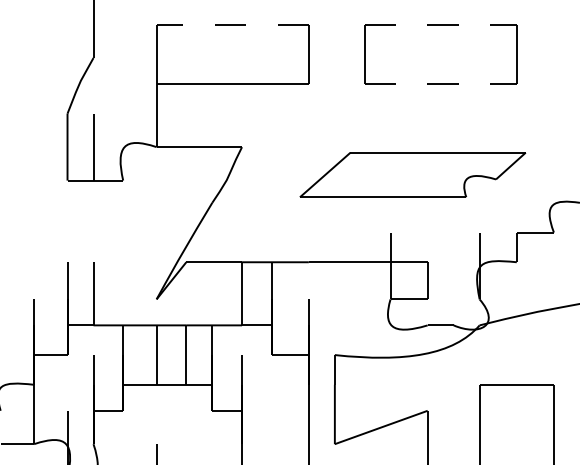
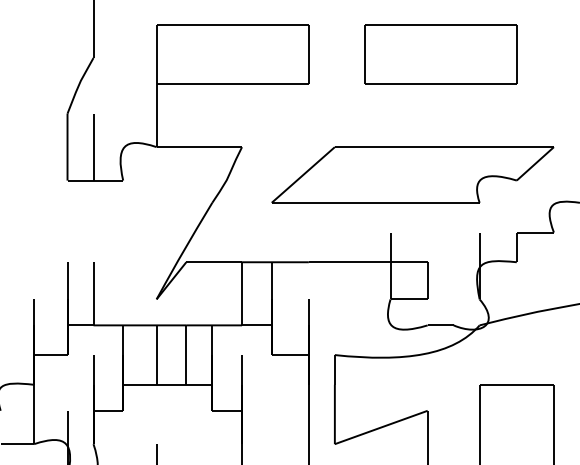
line: dashed -> solid (232, 24)
line: dashed -> solid (441, 24)
line: dashed -> solid (441, 84)
part size: 228x46 px -> 284x58 px (412, 174)
